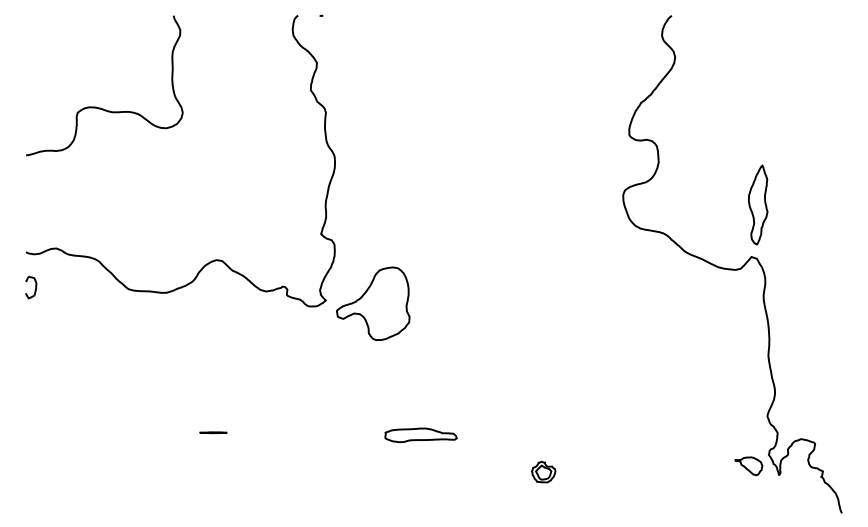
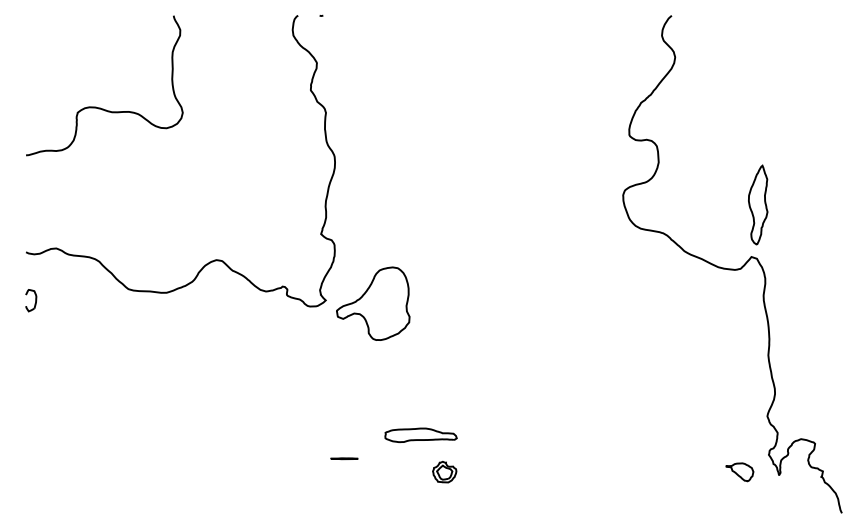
part position: (31, 287) -> (31, 300) (31, 300)
line position: (213, 432) -> (344, 458) (344, 458)
part position: (748, 466) -> (739, 472) (739, 472)
part position: (543, 471) -> (444, 471) (444, 471)
